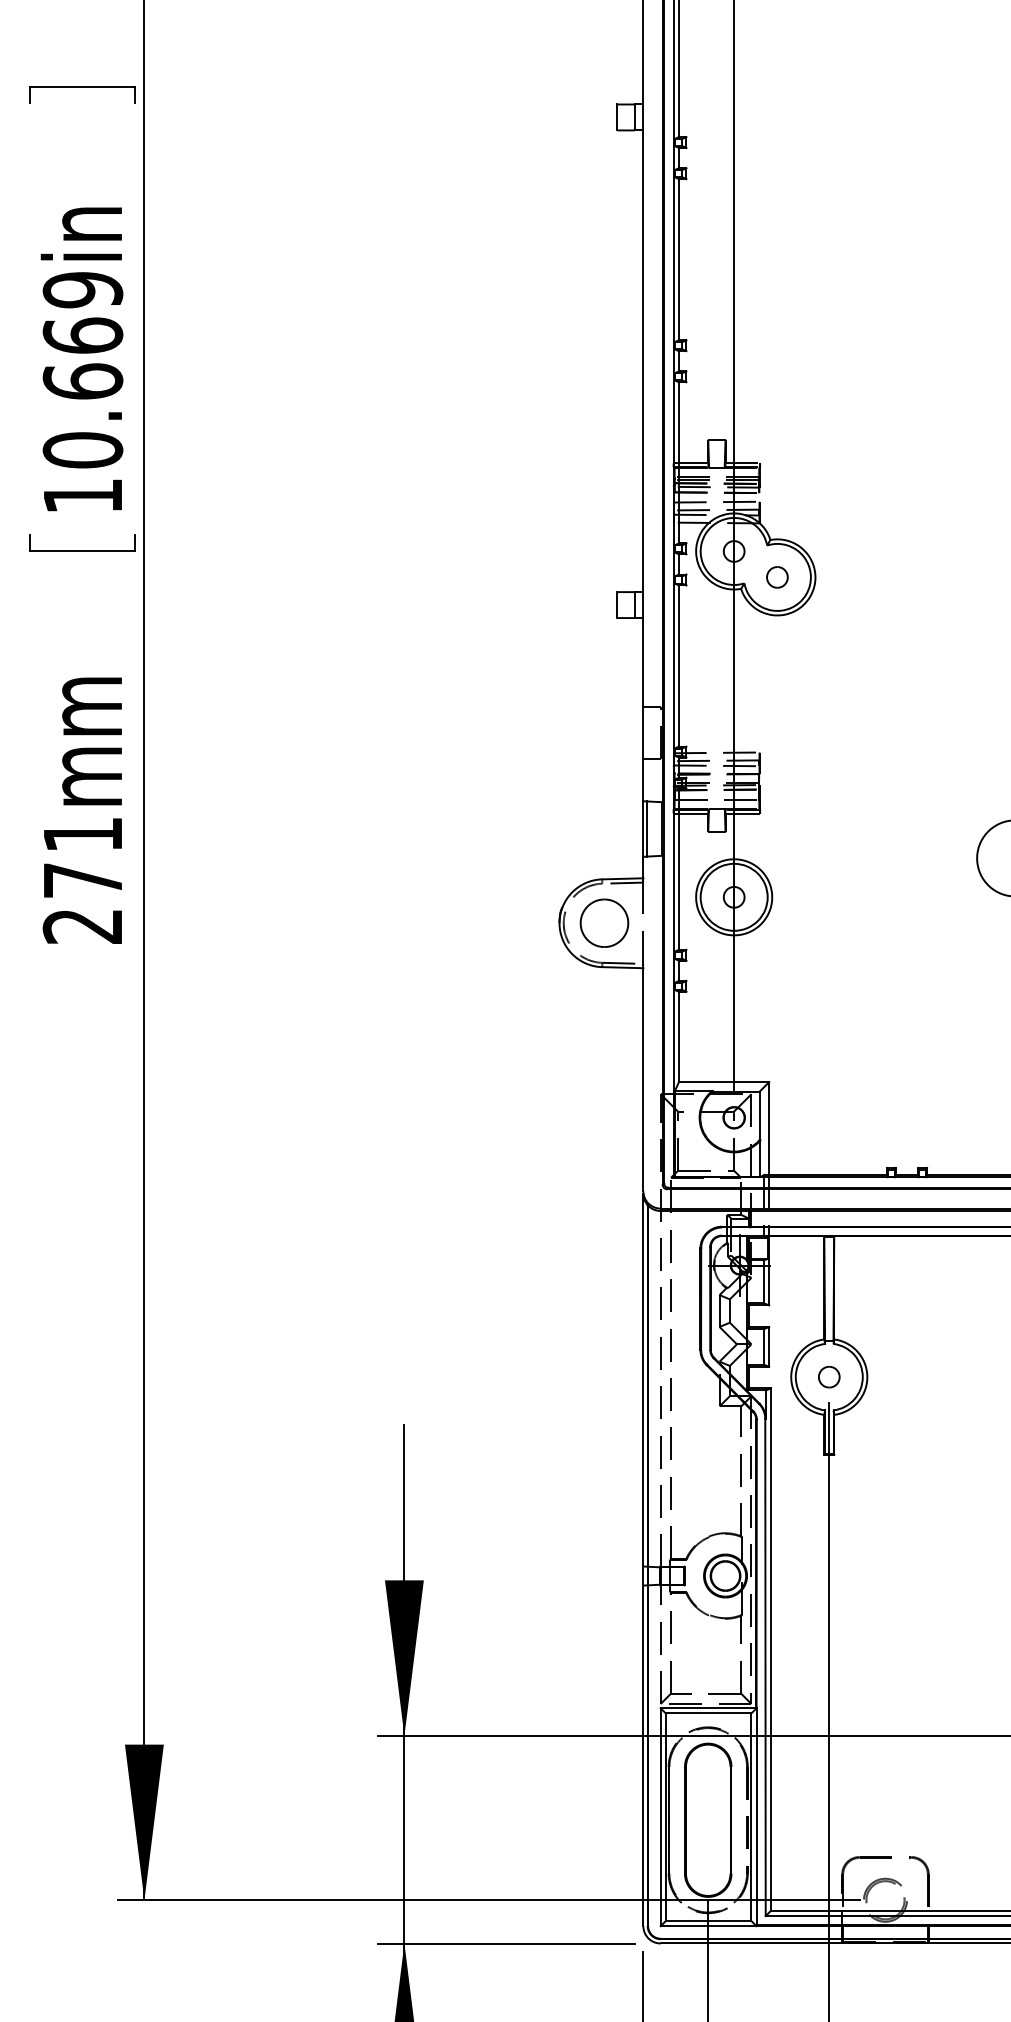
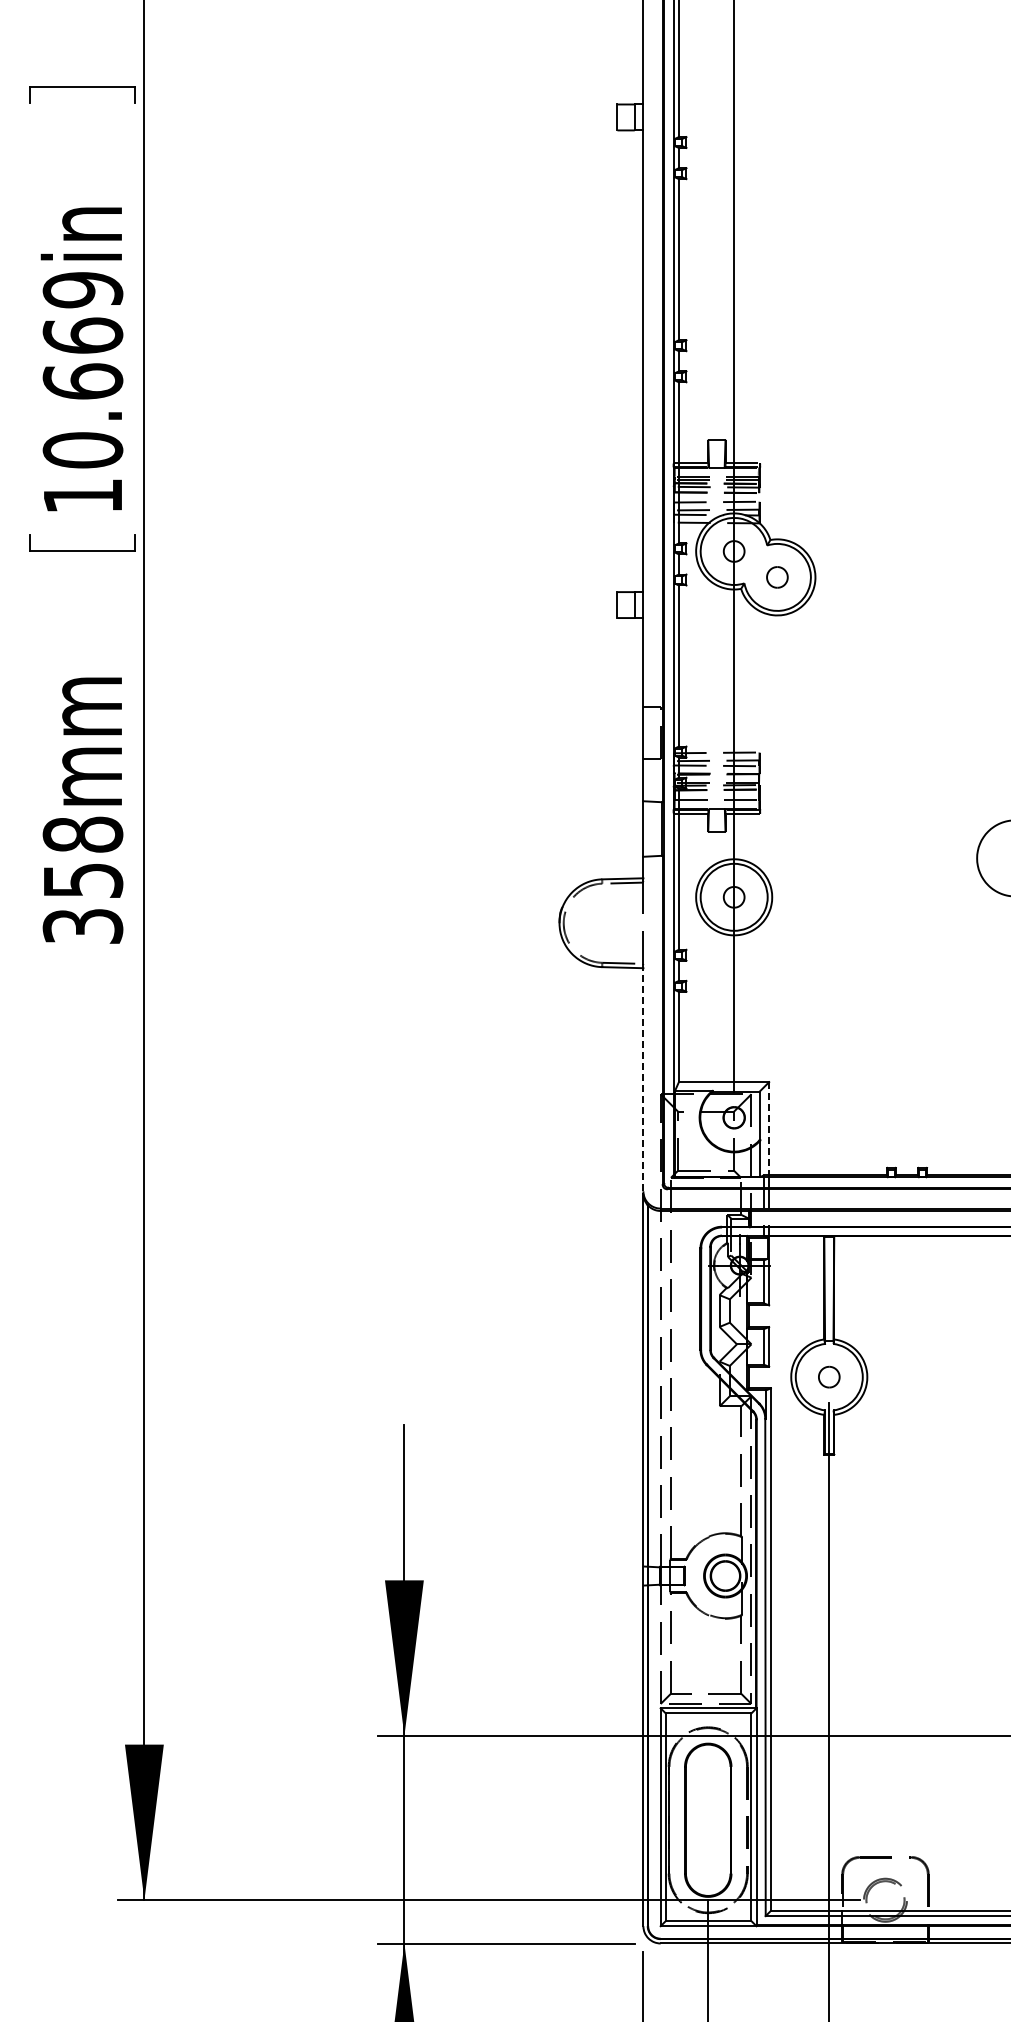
line: present -> none (646, 828)
text: 271mm -> 358mm (82, 879)
part: present -> none (604, 922)
line: solid -> dashed (643, 1079)
line: solid -> dashed (769, 1128)
